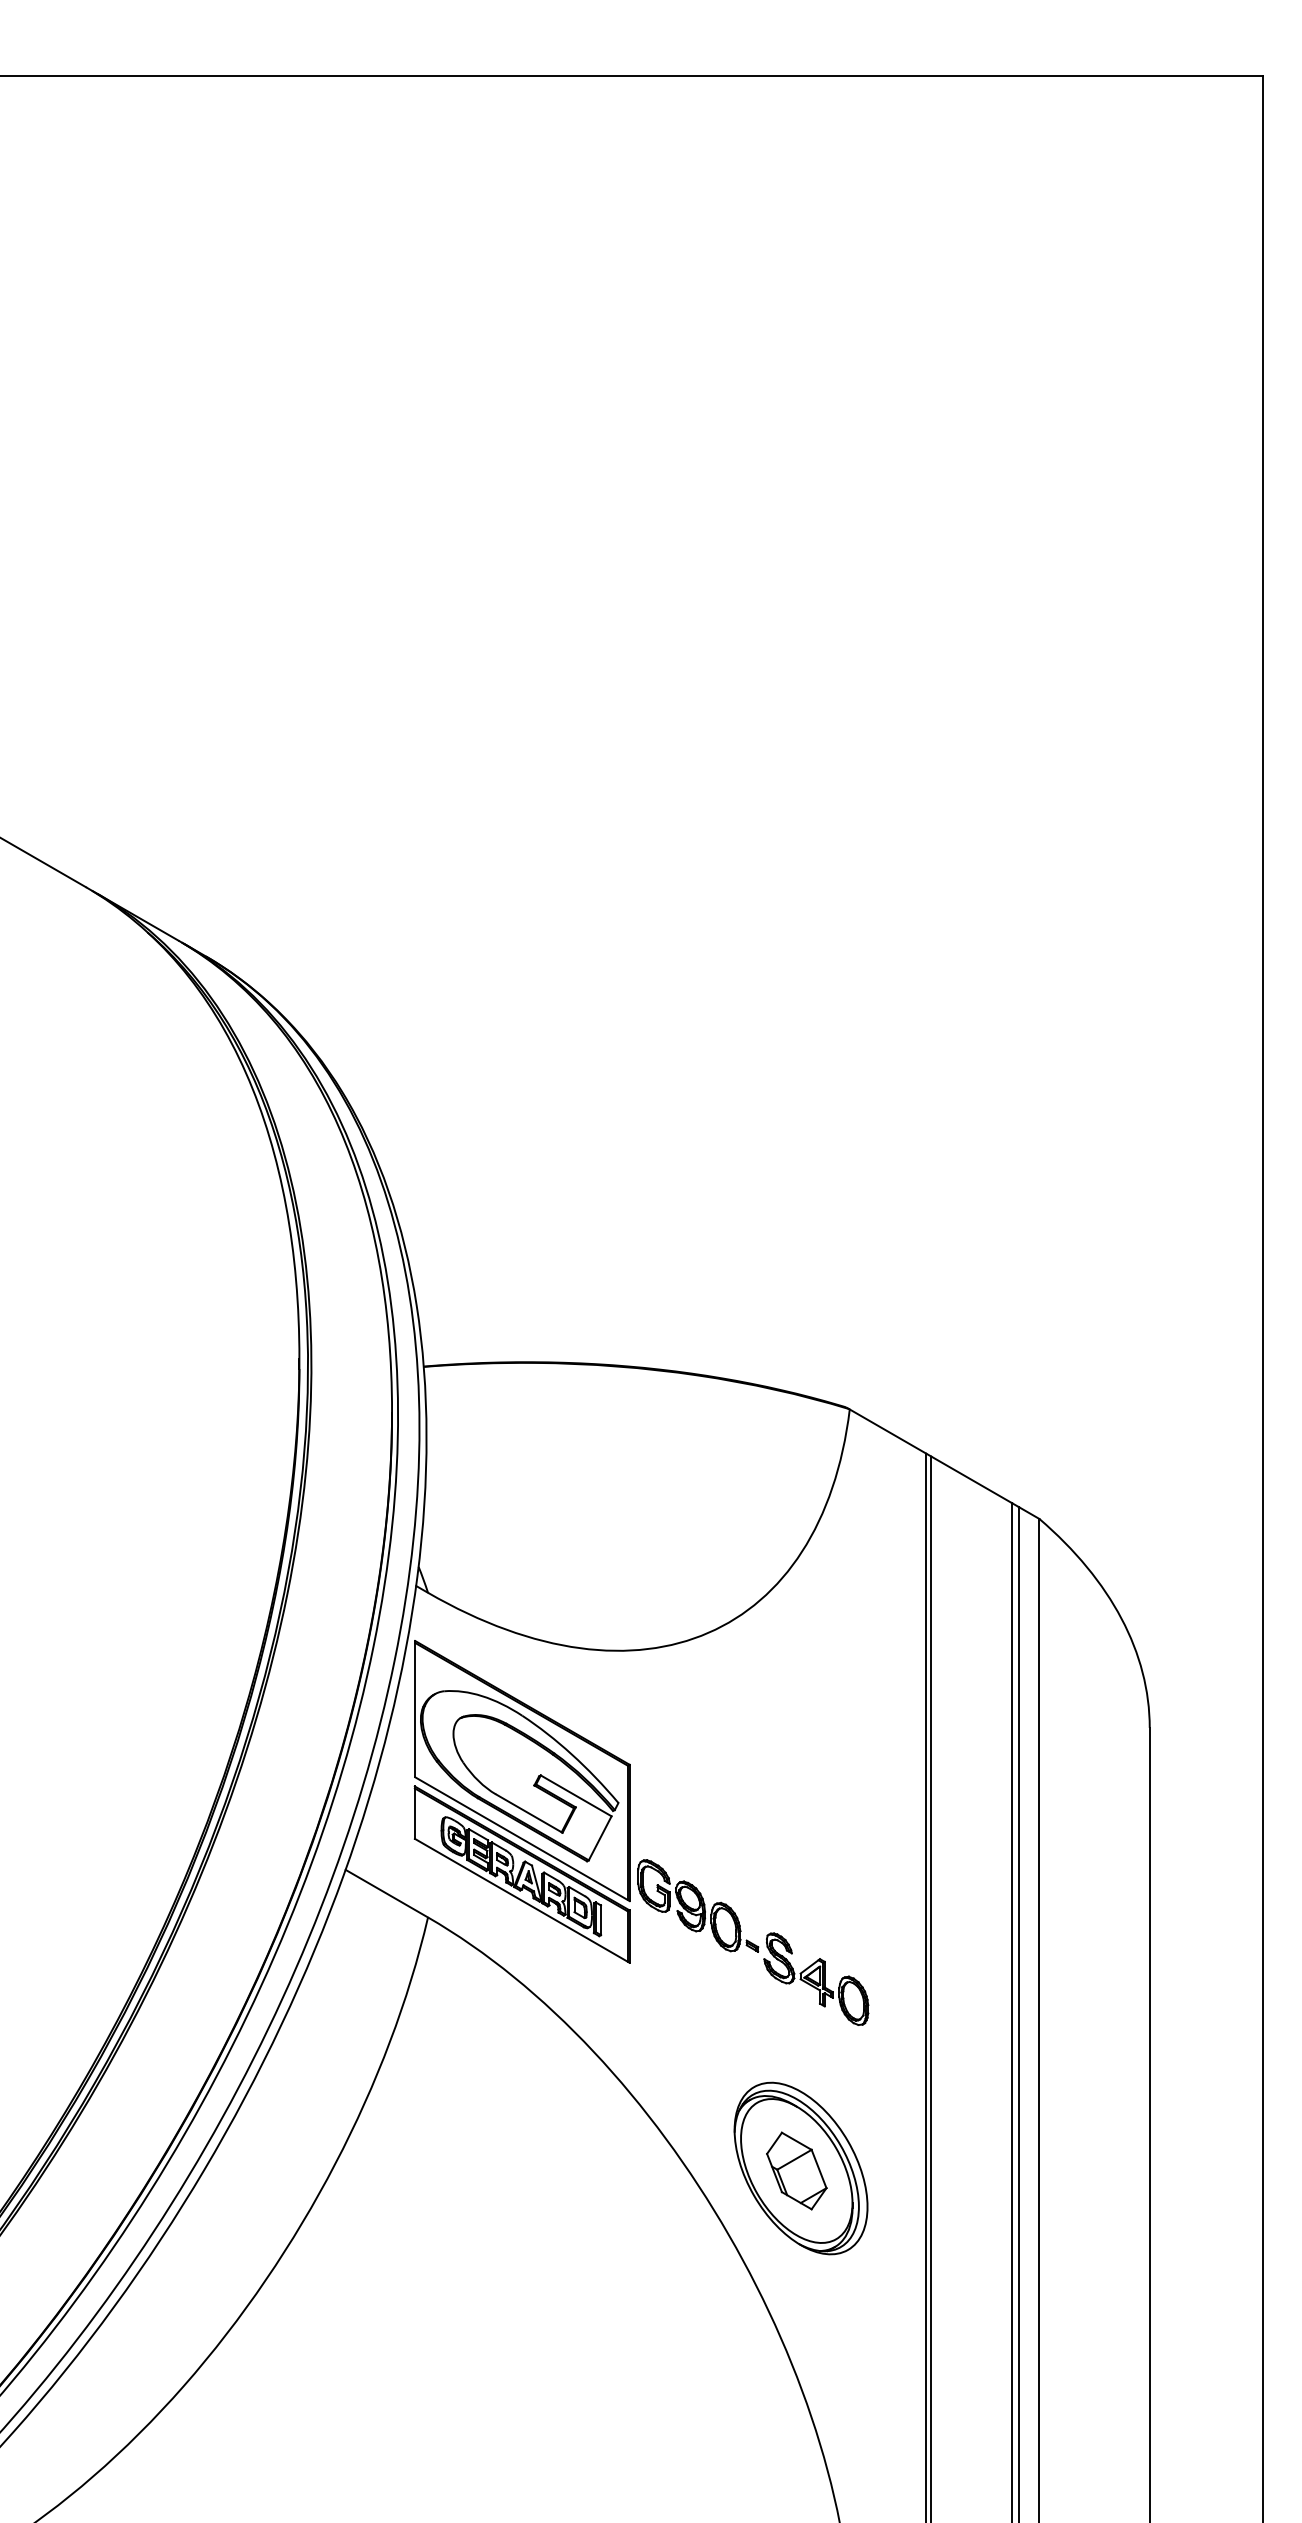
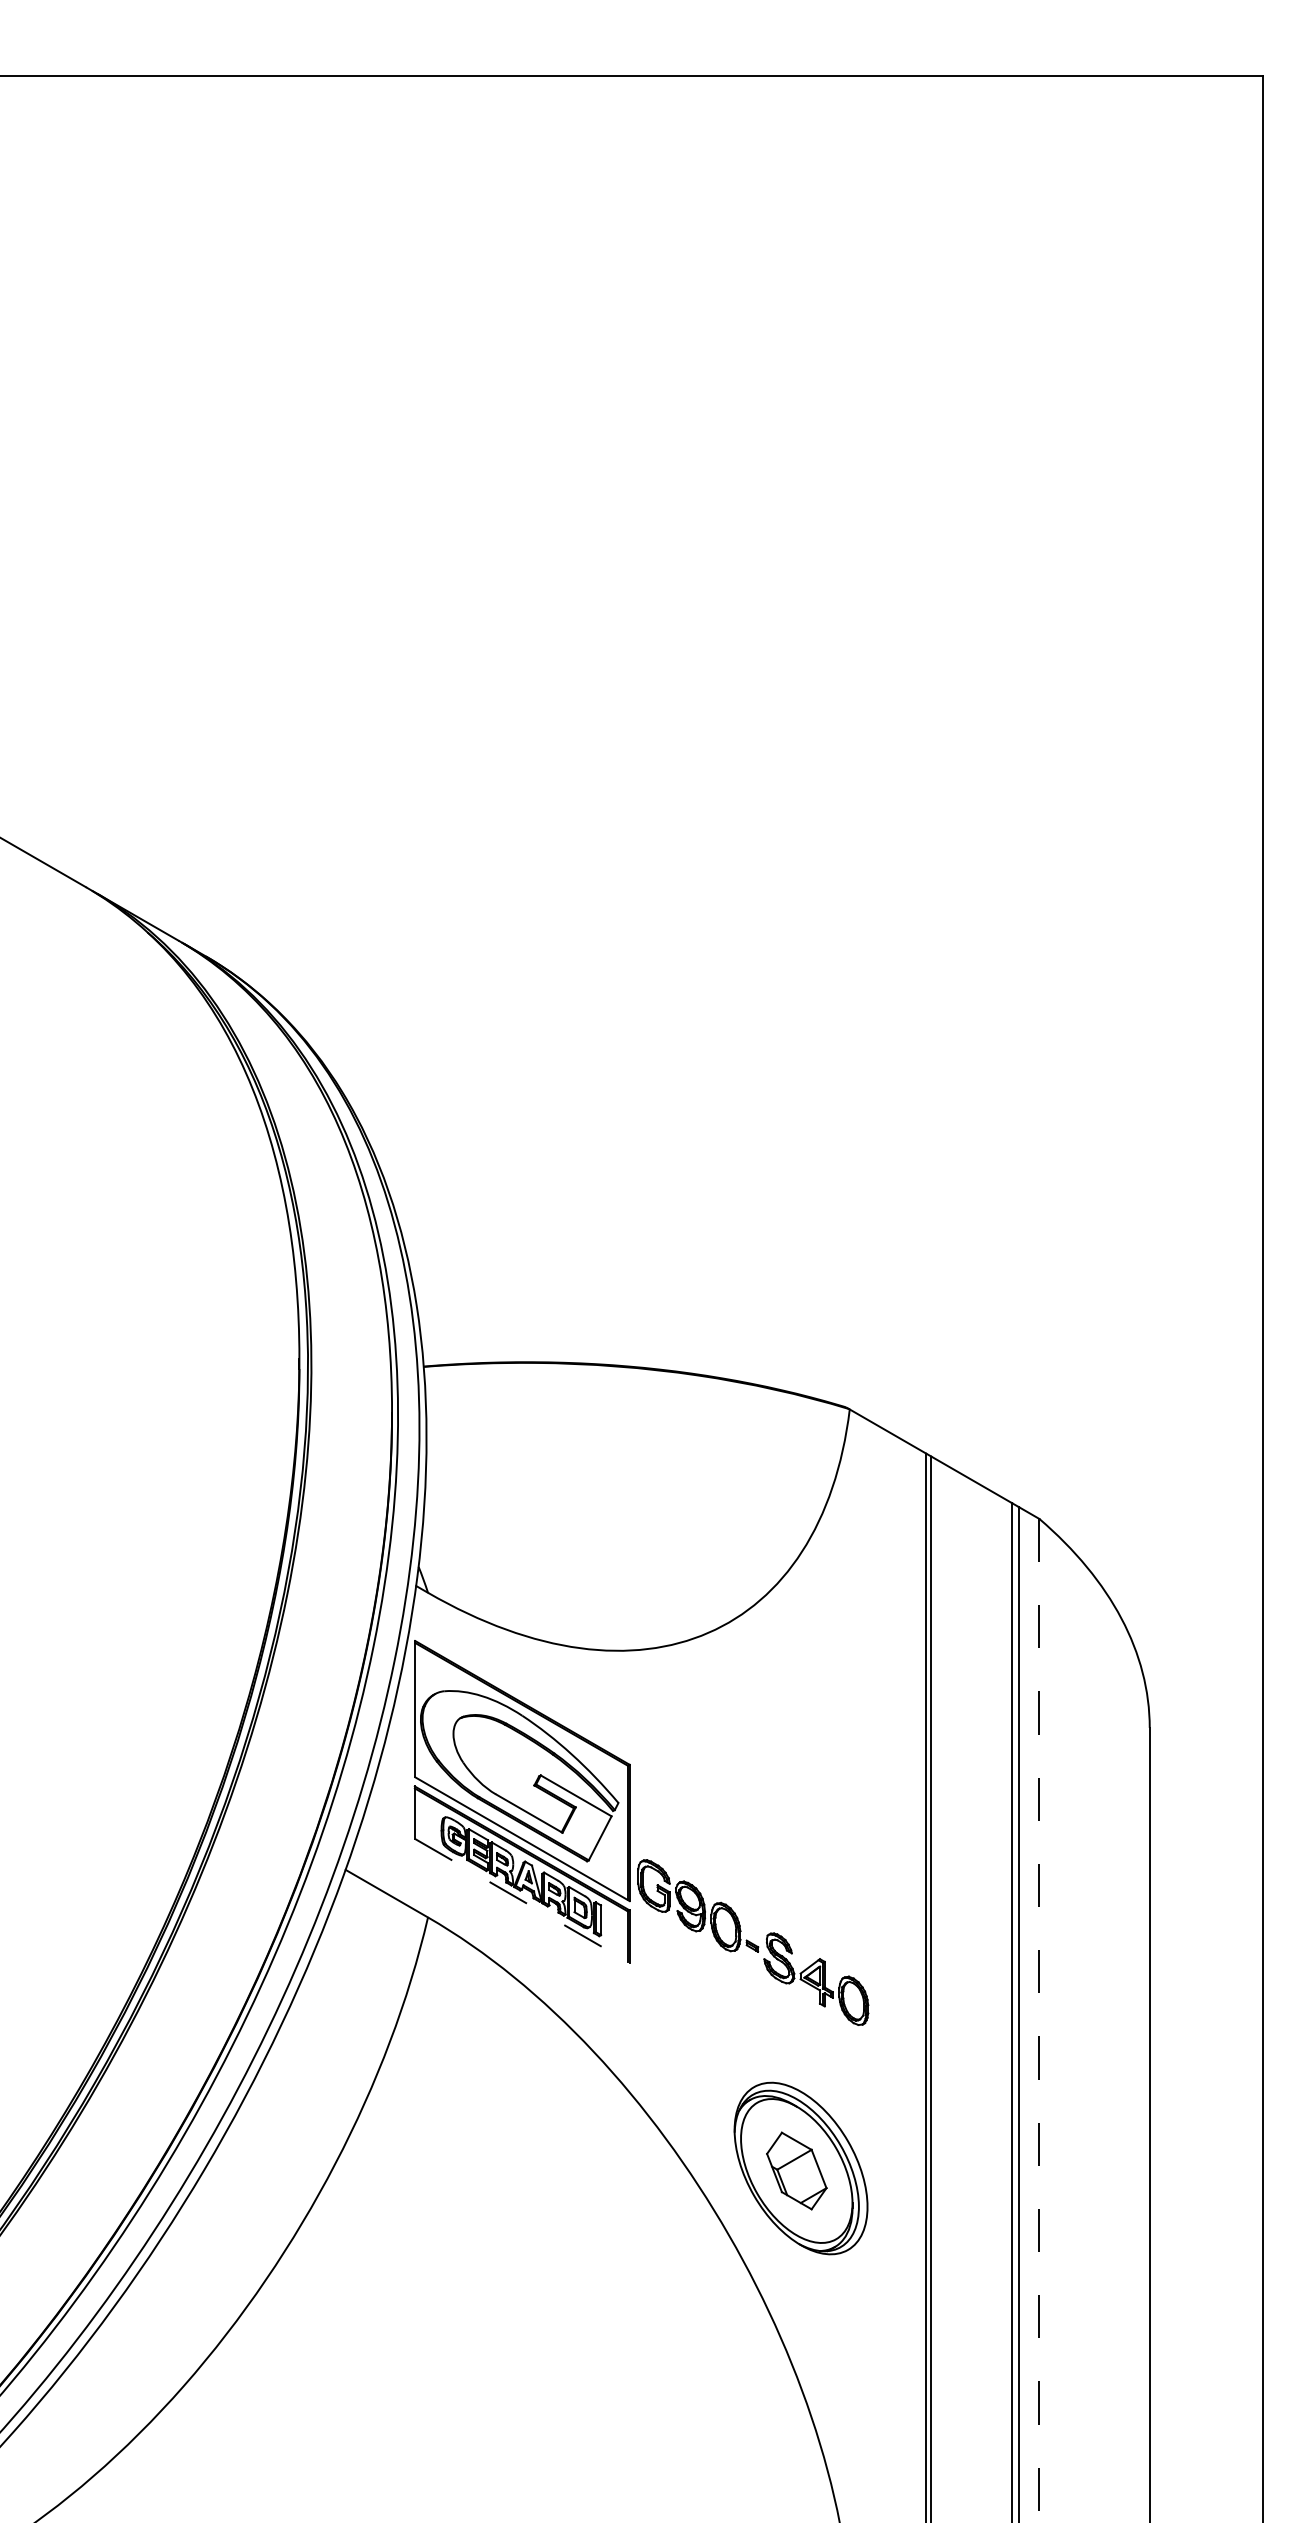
line: solid -> dashed (522, 1900)
line: solid -> dashed (1039, 2020)
